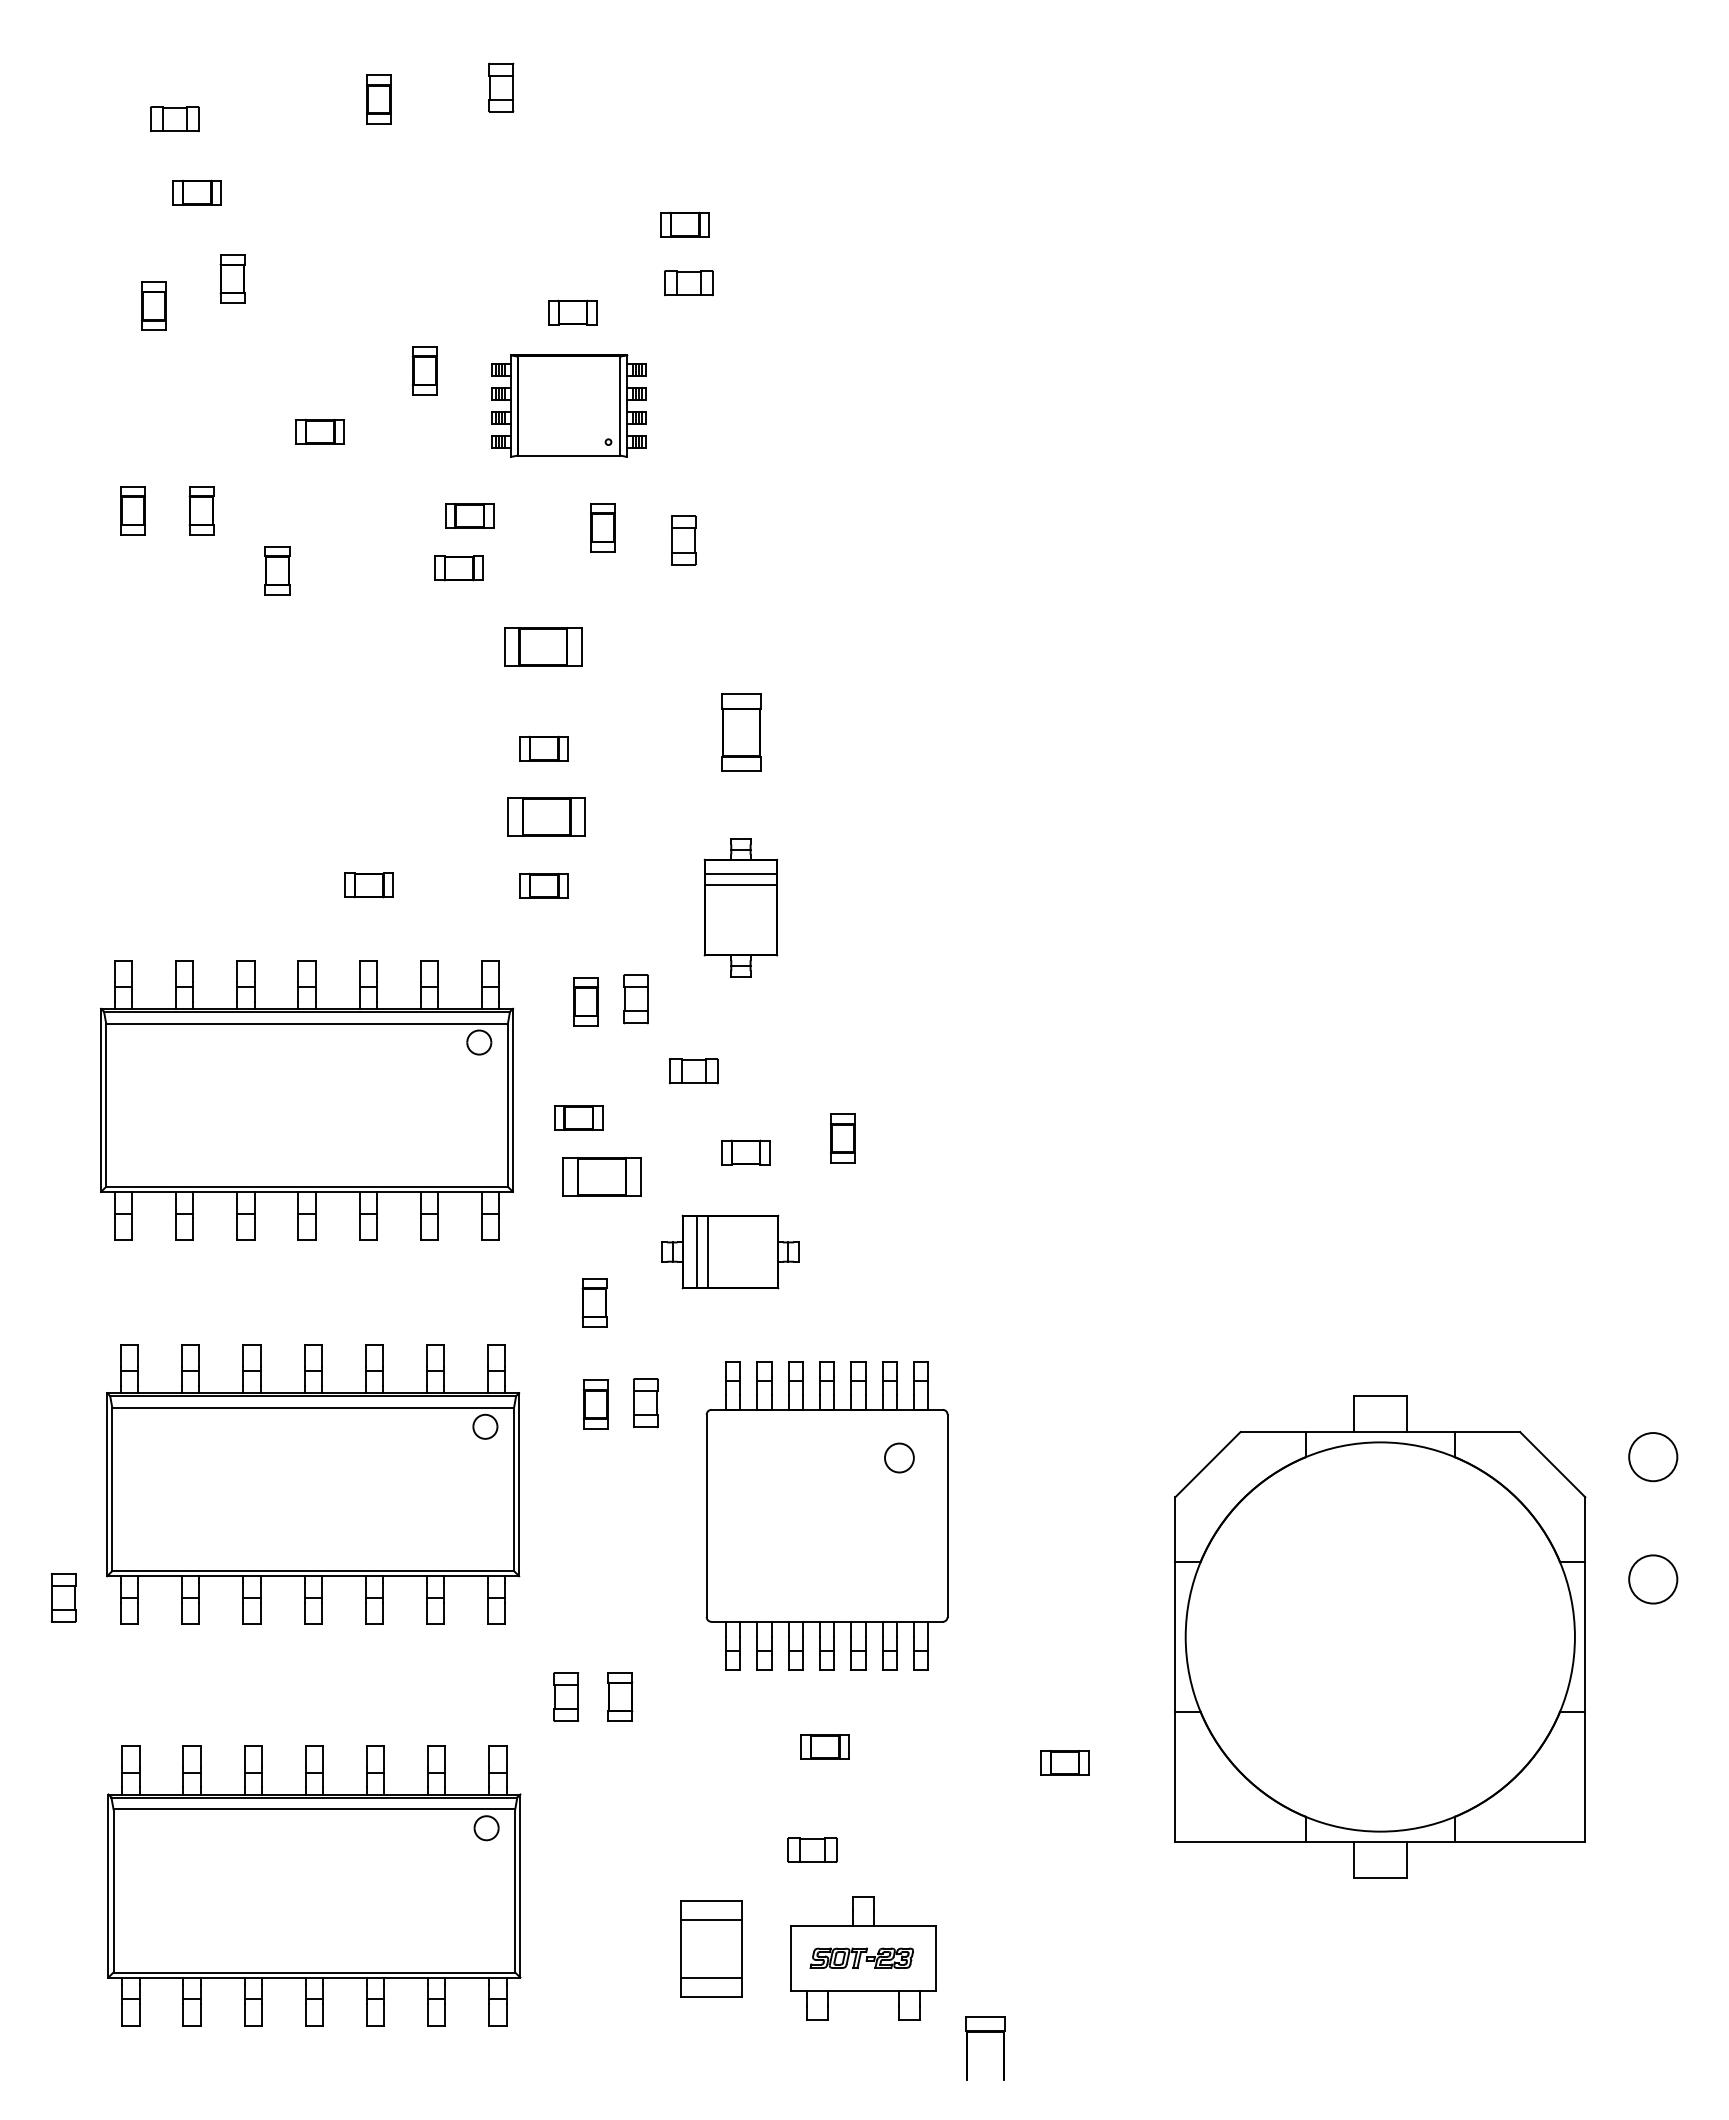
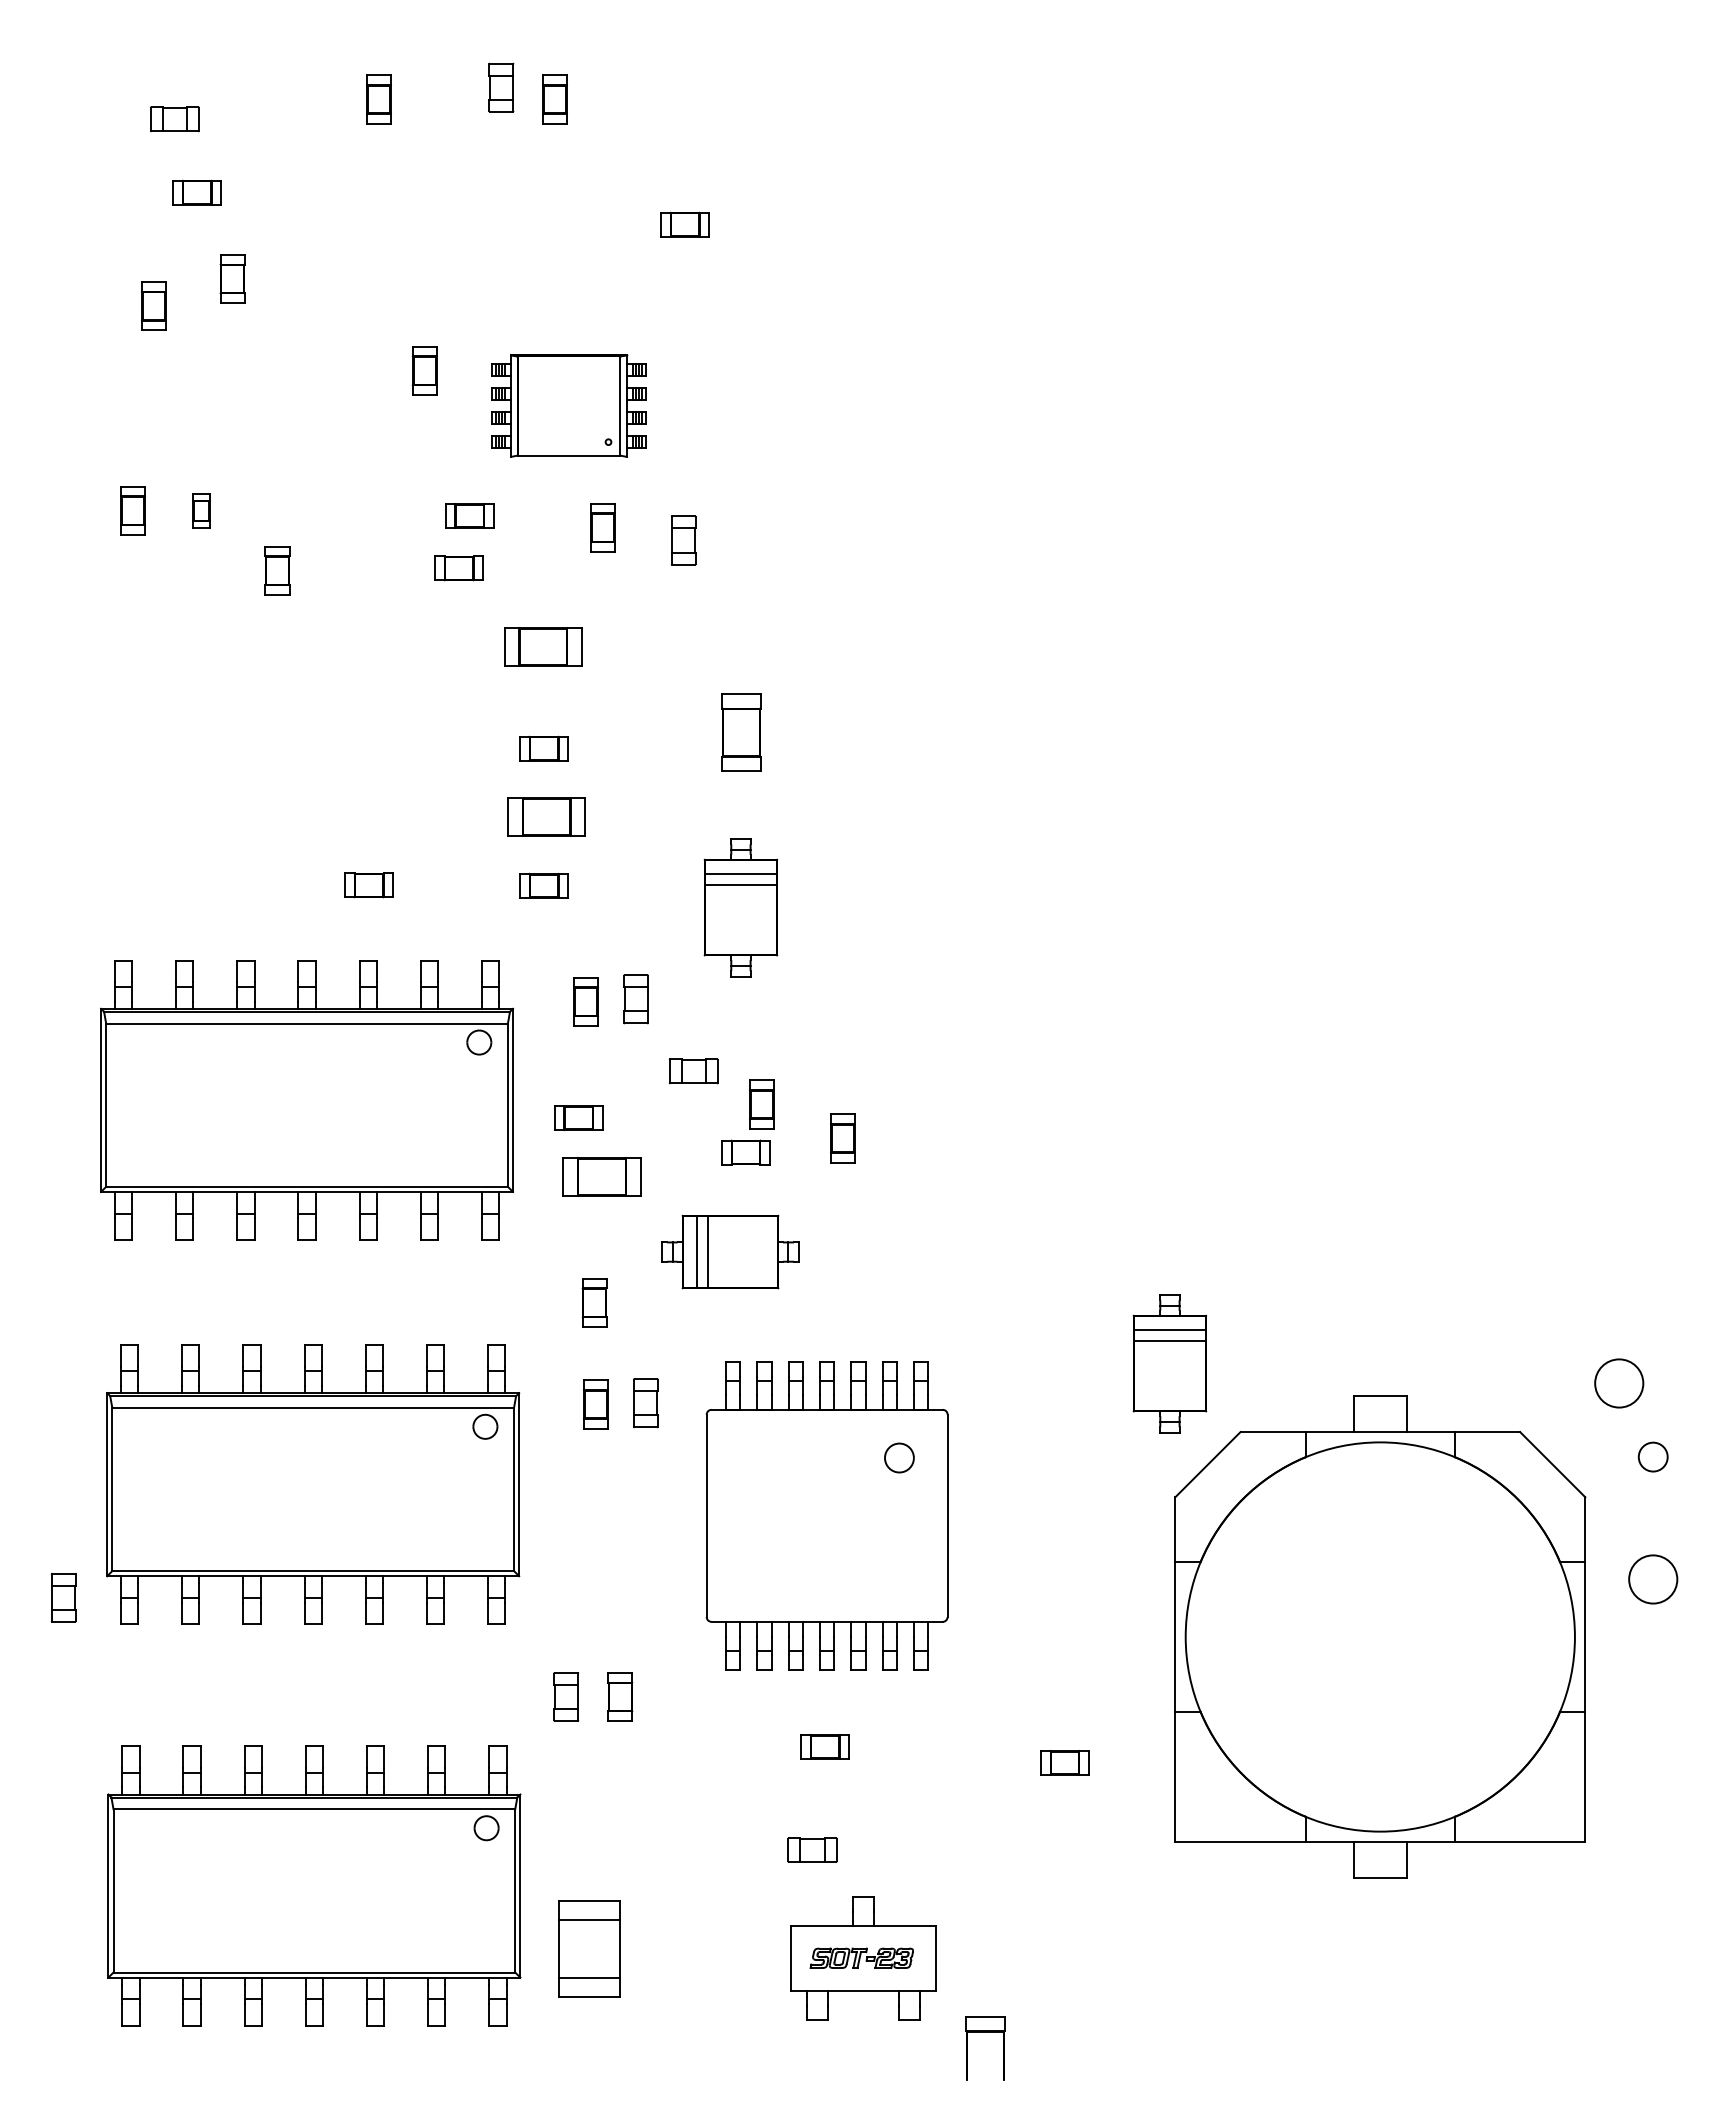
part: none -> present (554, 99)
part: present -> none (688, 283)
part: present -> none (572, 312)
part: present -> none (319, 431)
part size: 27x50 px -> 19x36 px (201, 510)
part: none -> present (761, 1104)
part: none -> present (1169, 1363)
circle: none -> present (1619, 1383)
circle diameter: 48 px -> 29 px (1652, 1456)
part position: (711, 1948) -> (589, 1948) (589, 1948)
